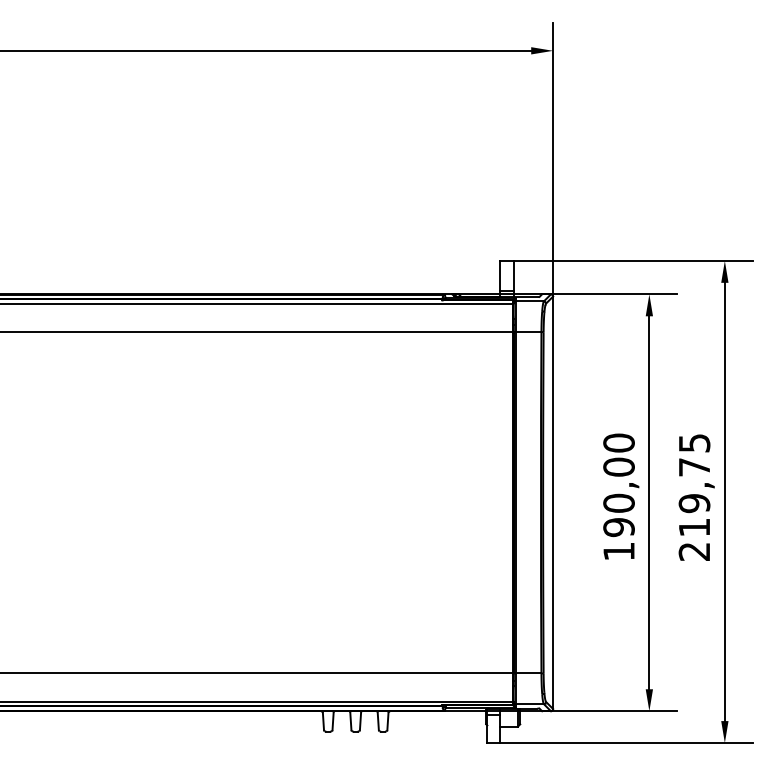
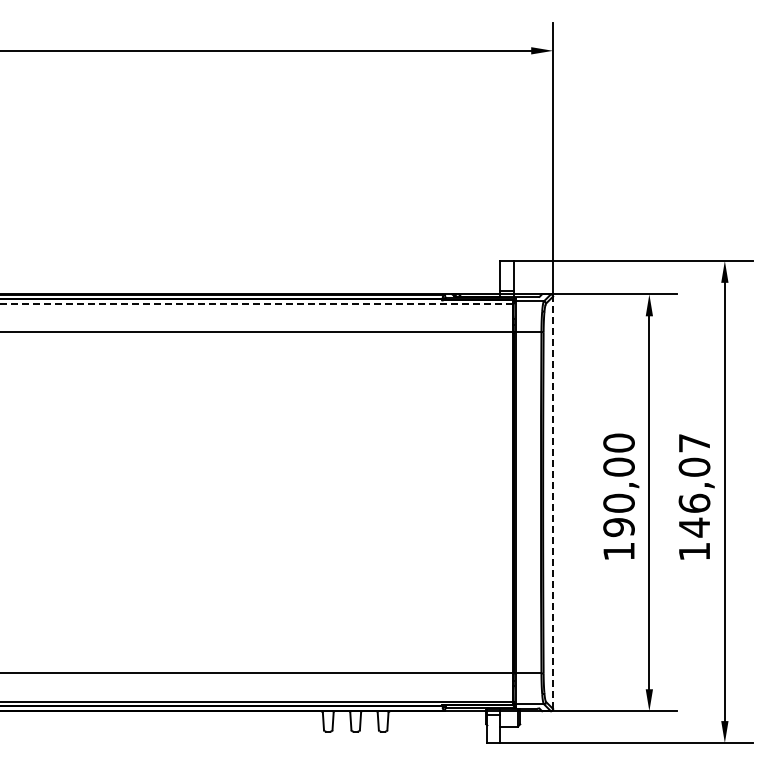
line: solid -> dashed (256, 303)
text: 219,75 -> 146,07 (694, 497)
line: solid -> dashed (553, 502)
